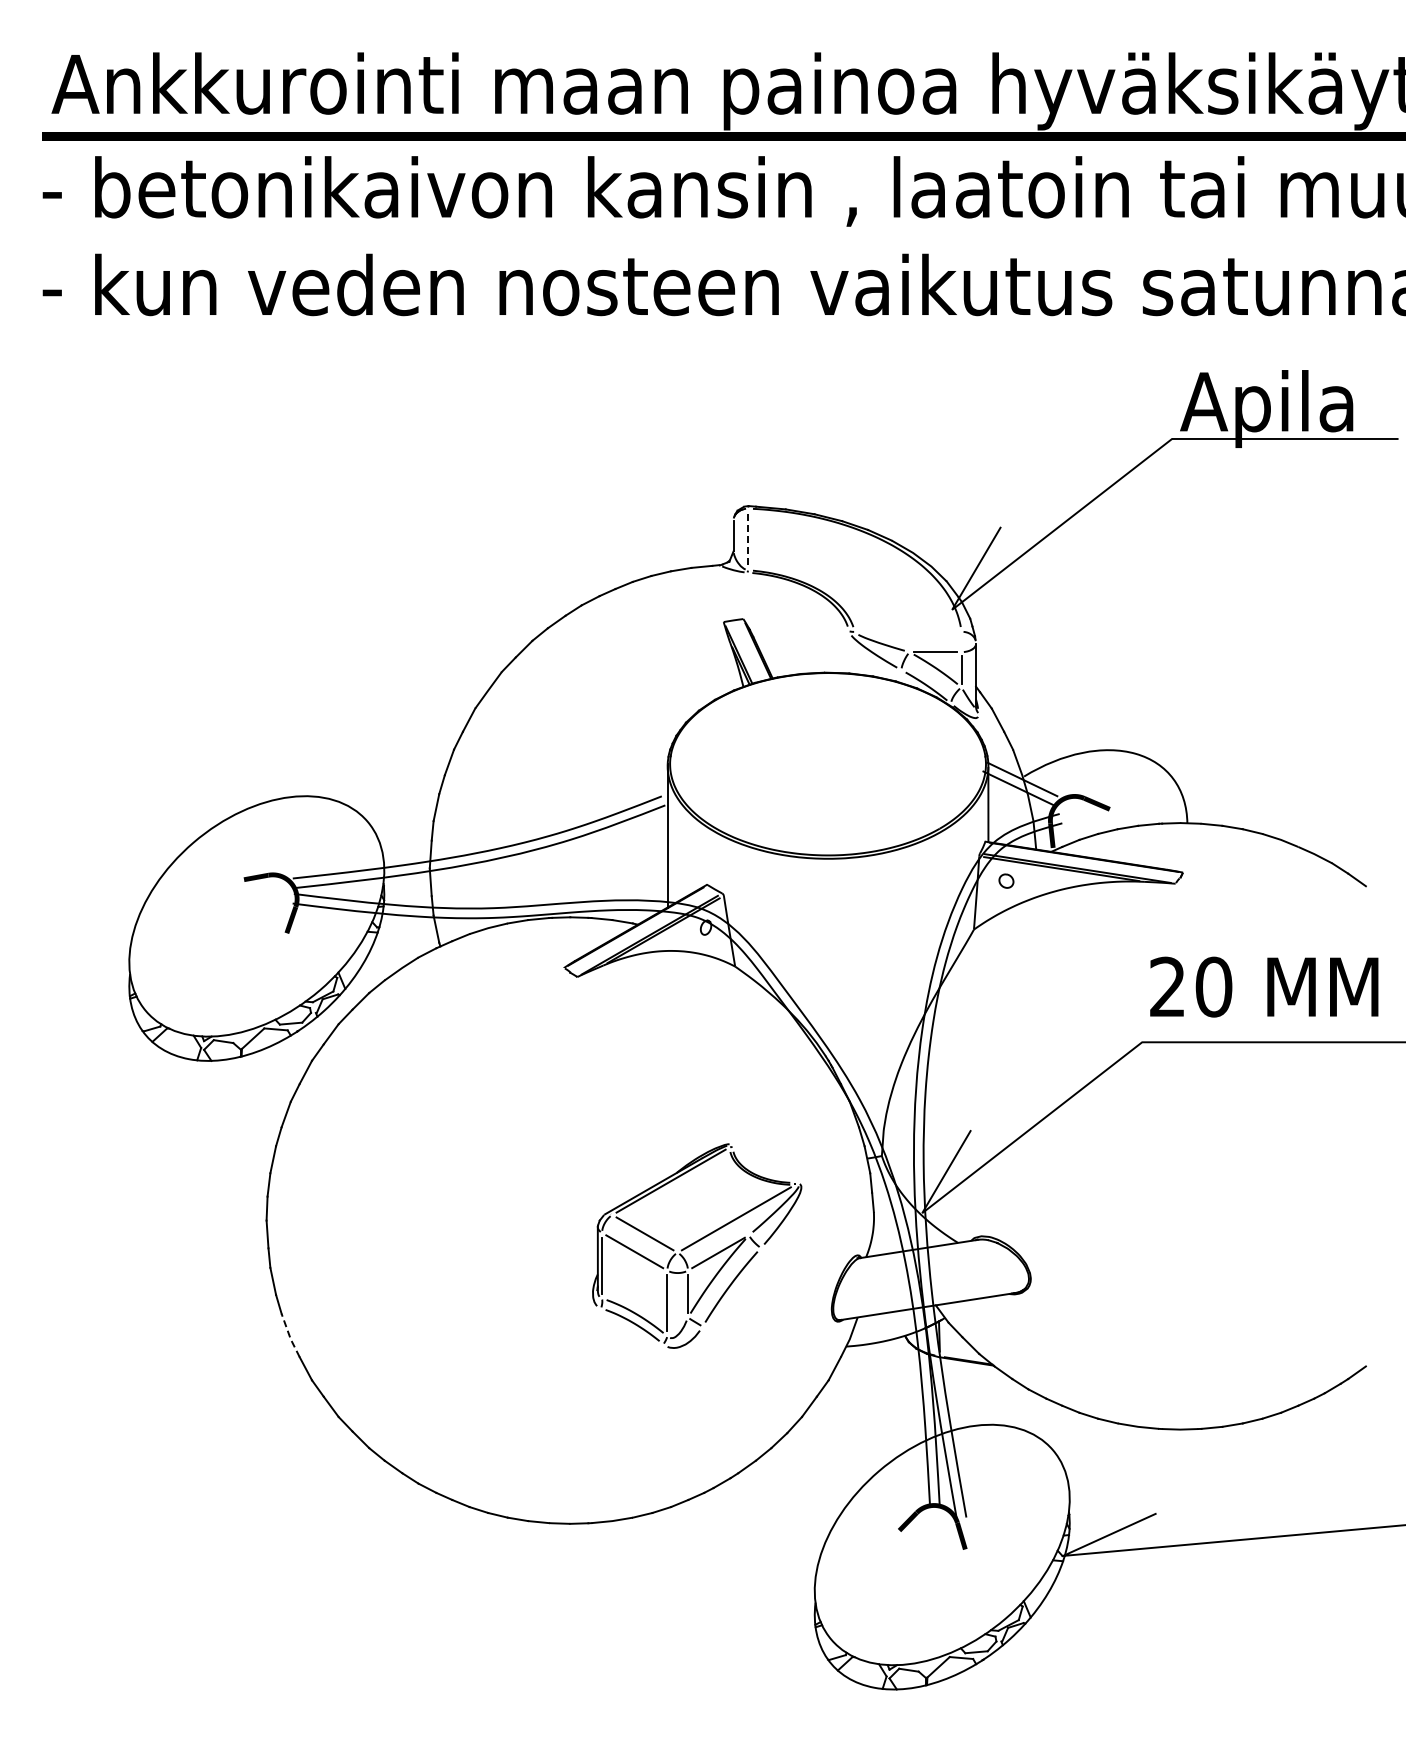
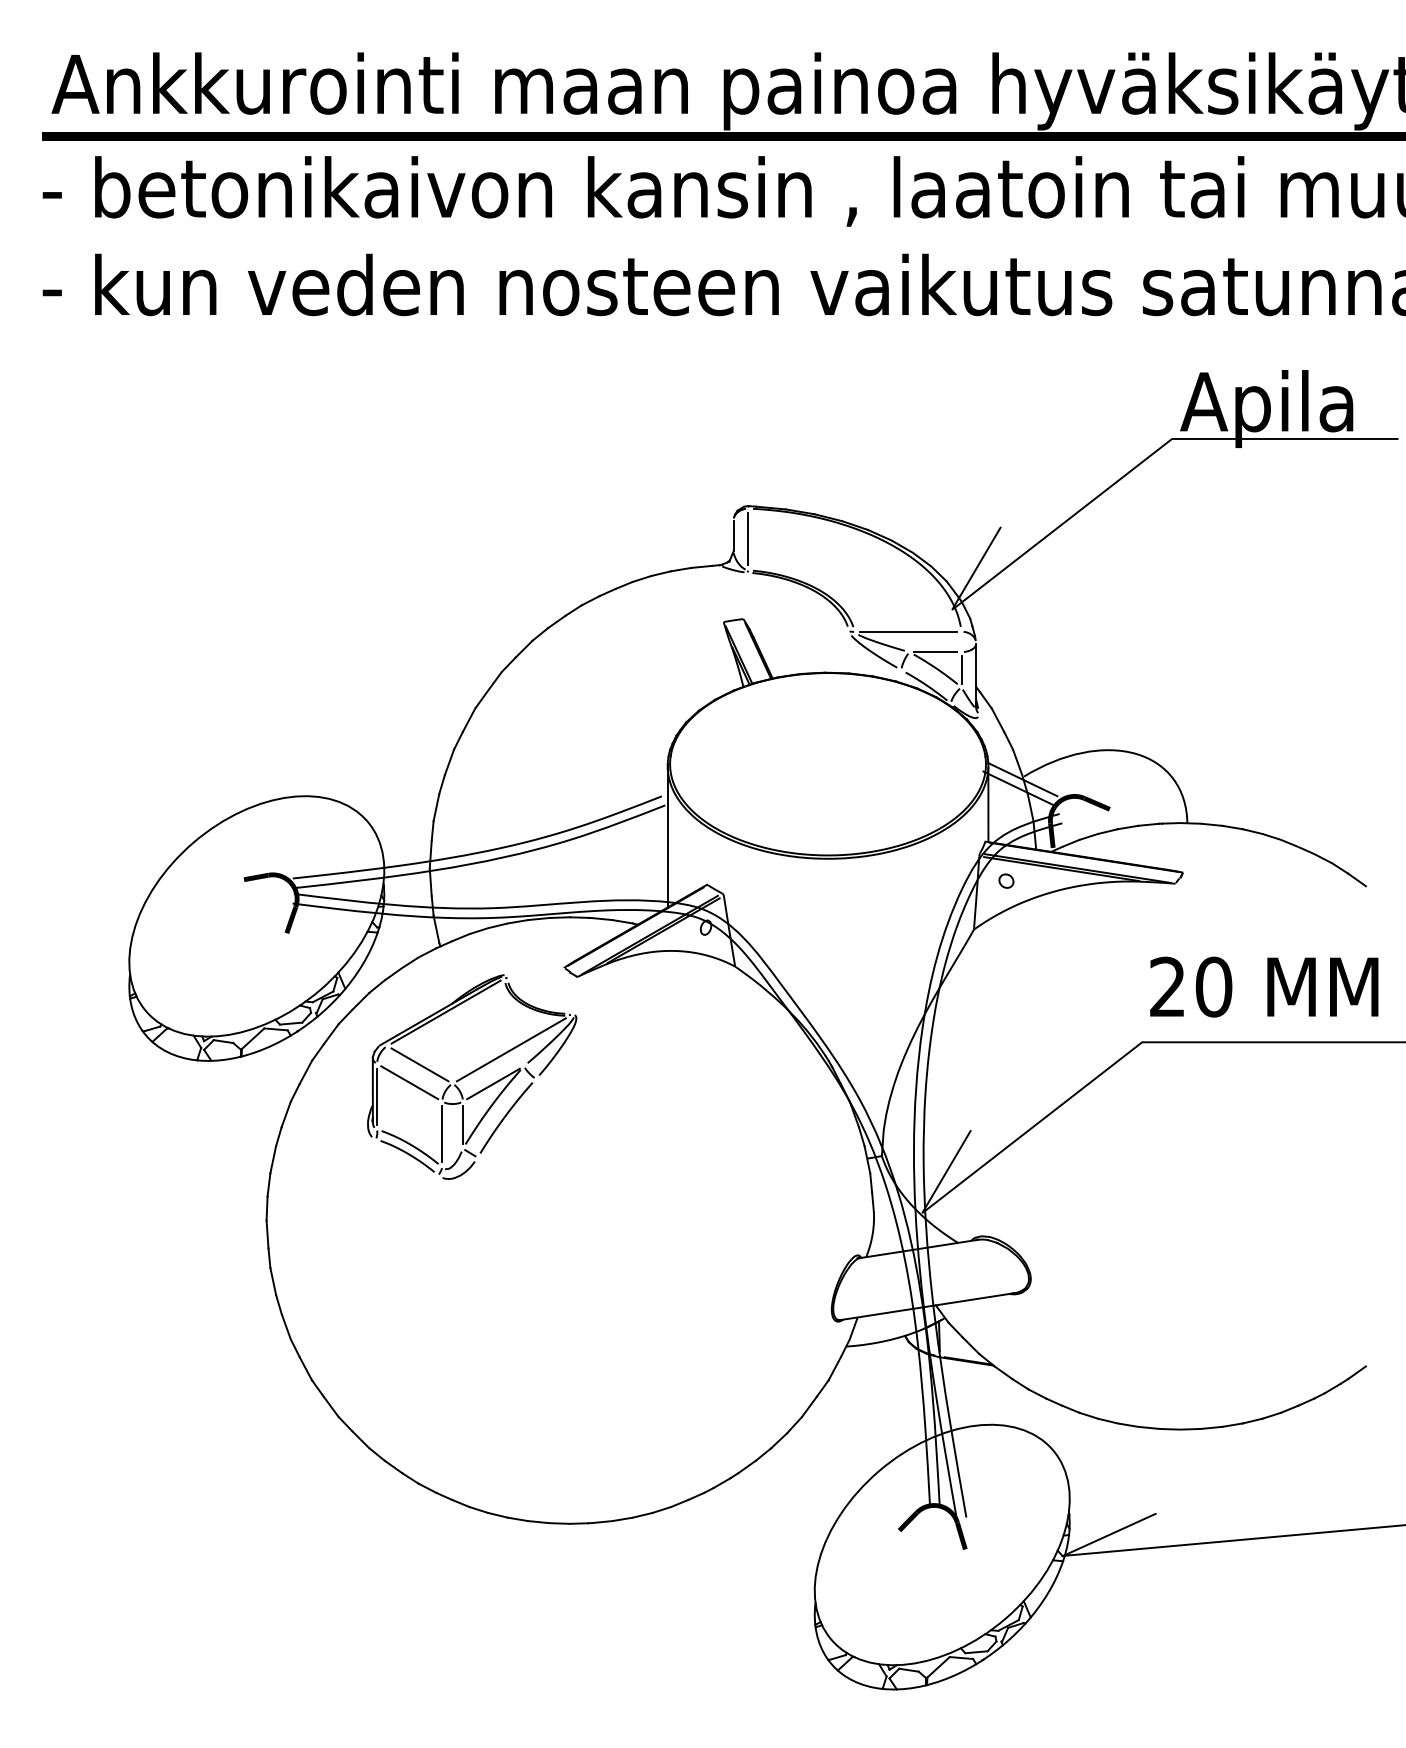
line: dashed -> solid (748, 539)
line: none -> present (907, 631)
part position: (697, 1245) -> (472, 1076) (472, 1076)
line: dashed -> solid (289, 1335)
